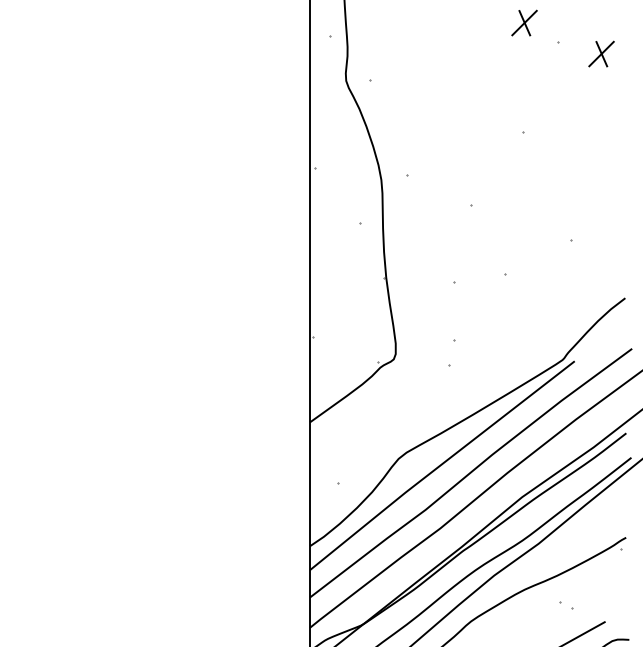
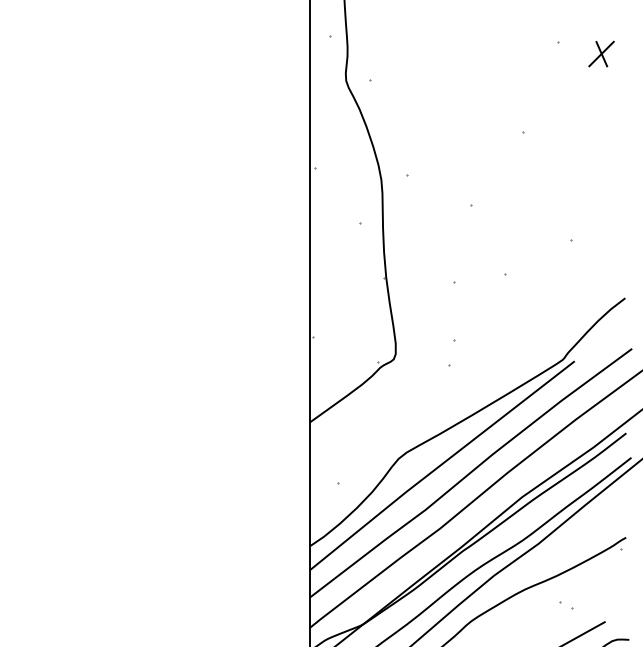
part: present -> none (524, 22)
